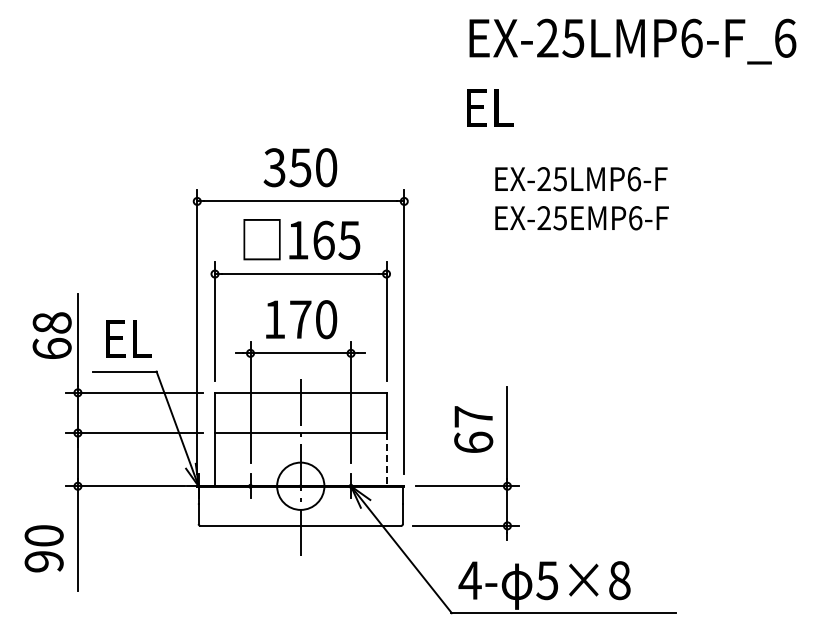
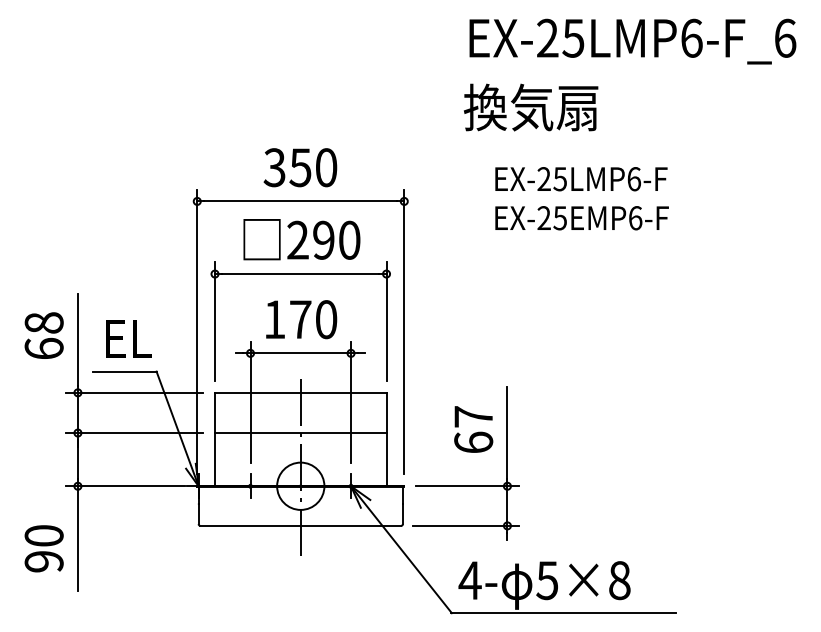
text: EL -> 換気扇 (530, 107)
text: 165 -> 290 (323, 239)
text position: (51, 335) -> (43, 335) (43, 335)
line: dashed -> solid (386, 459)
